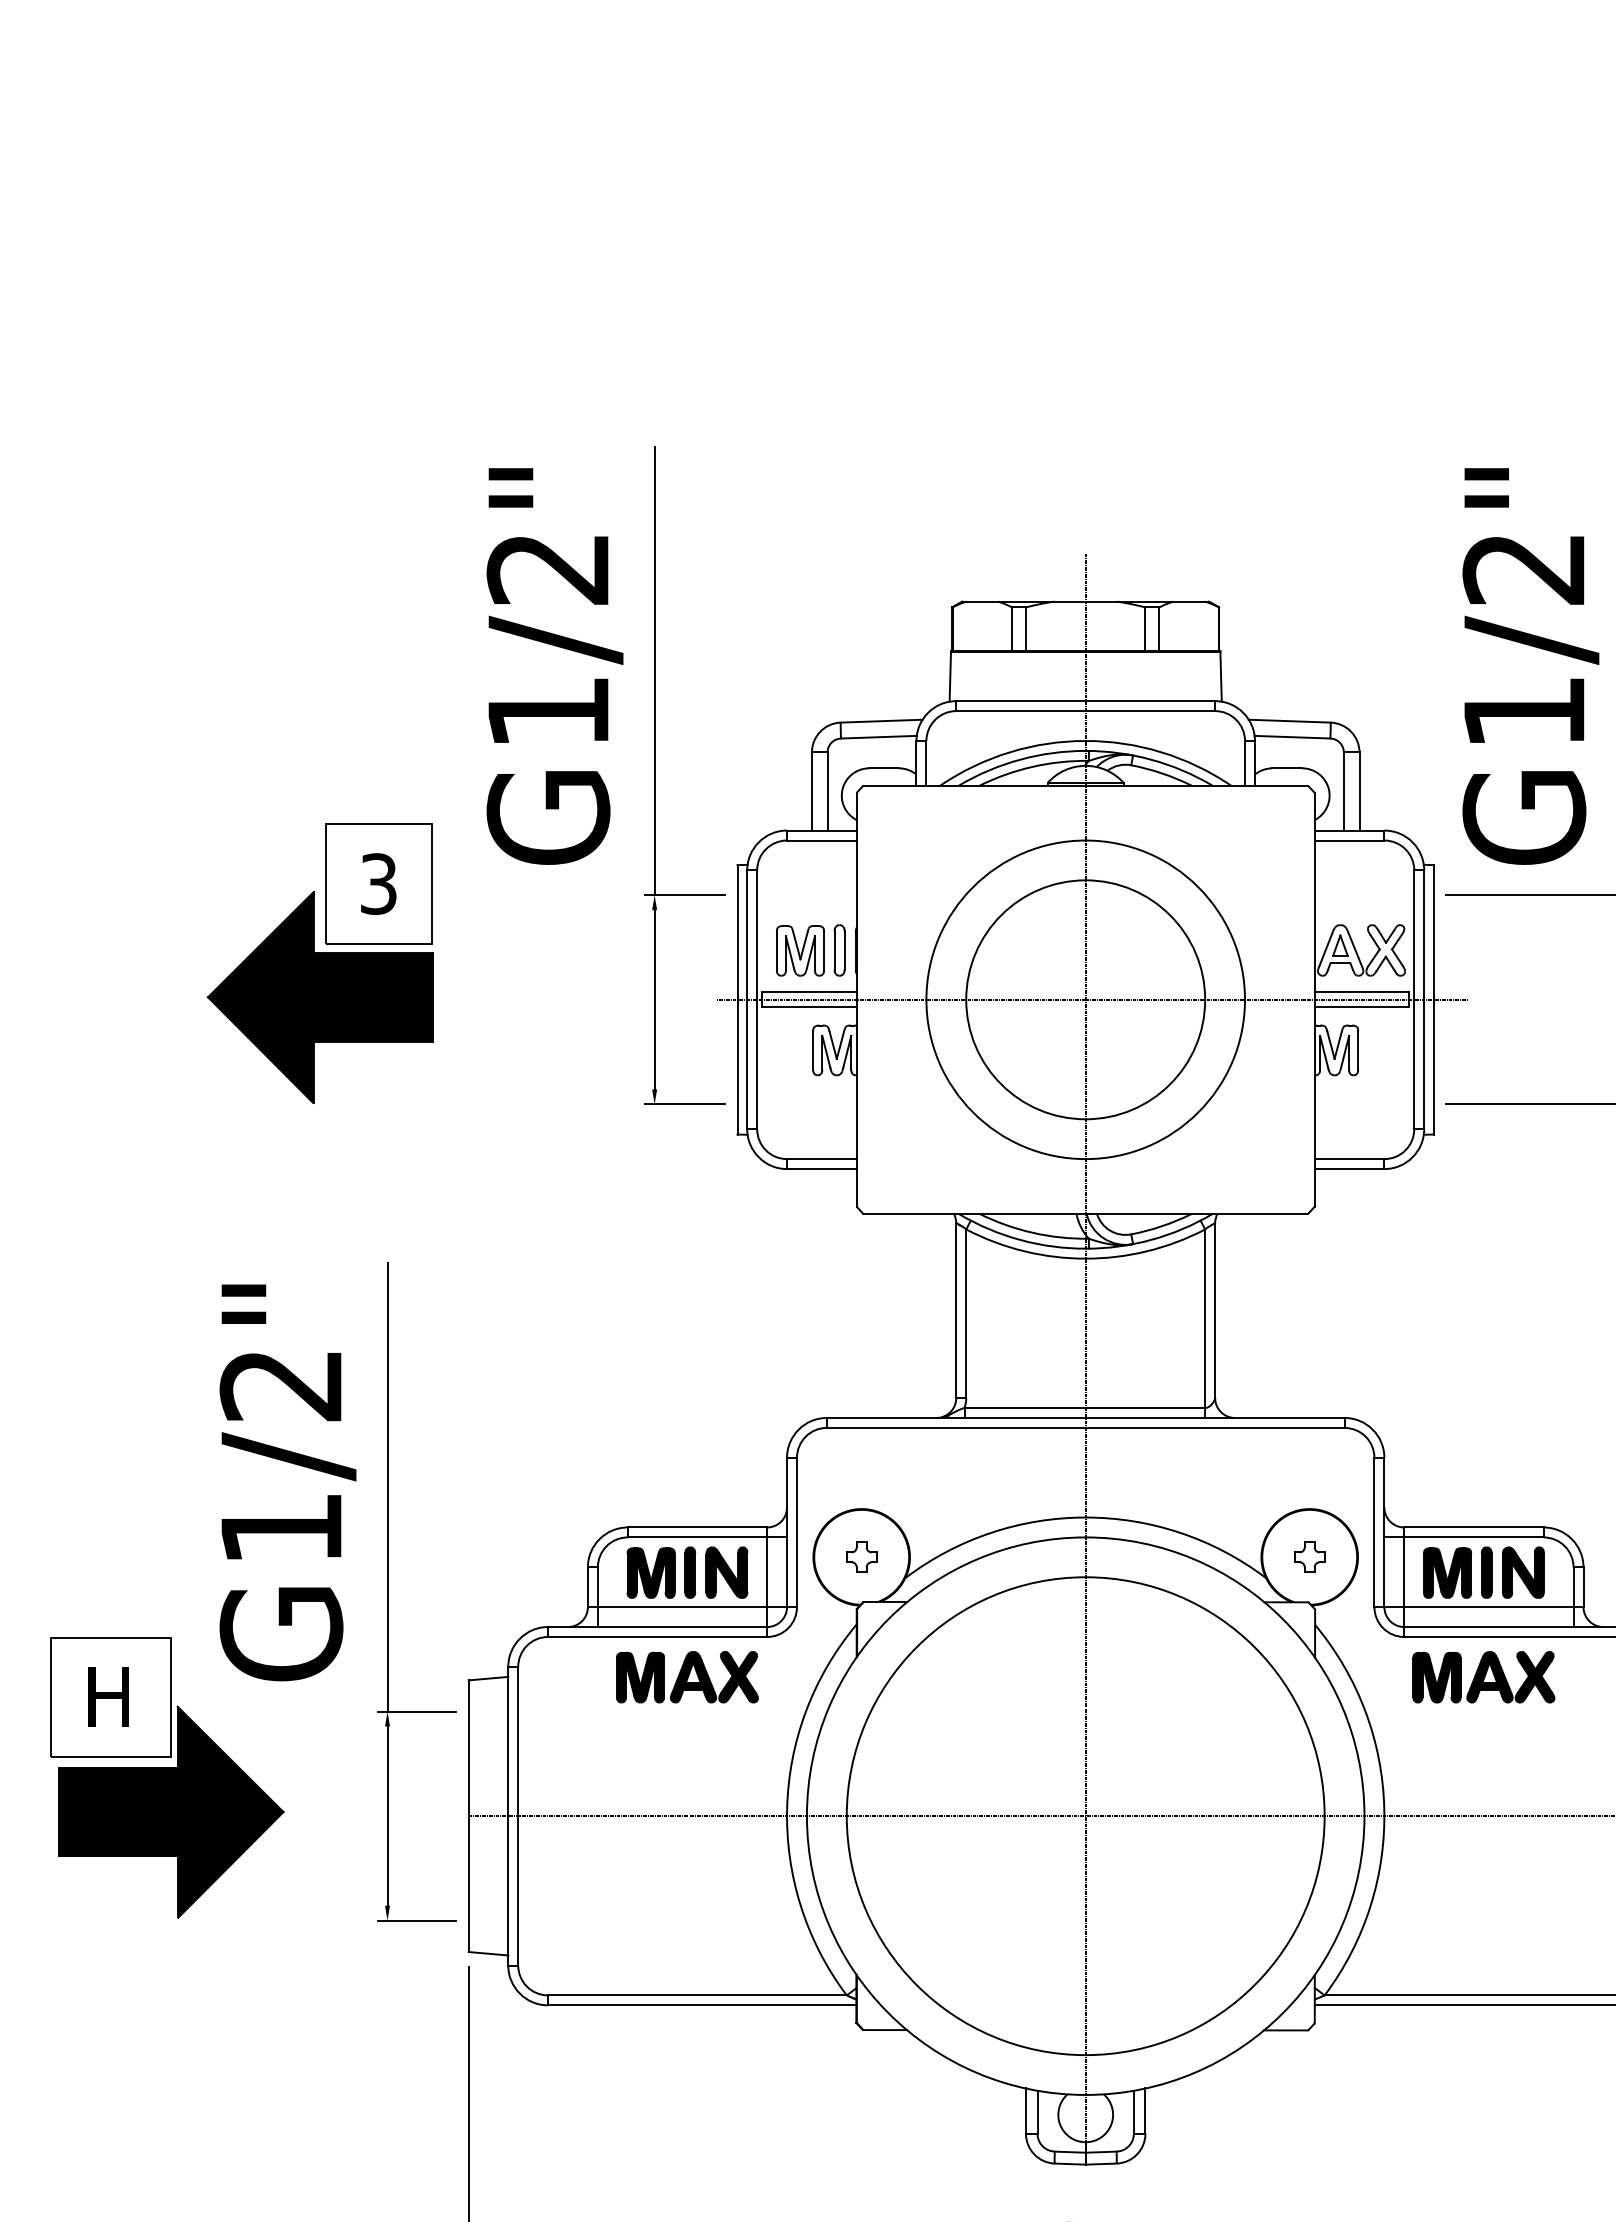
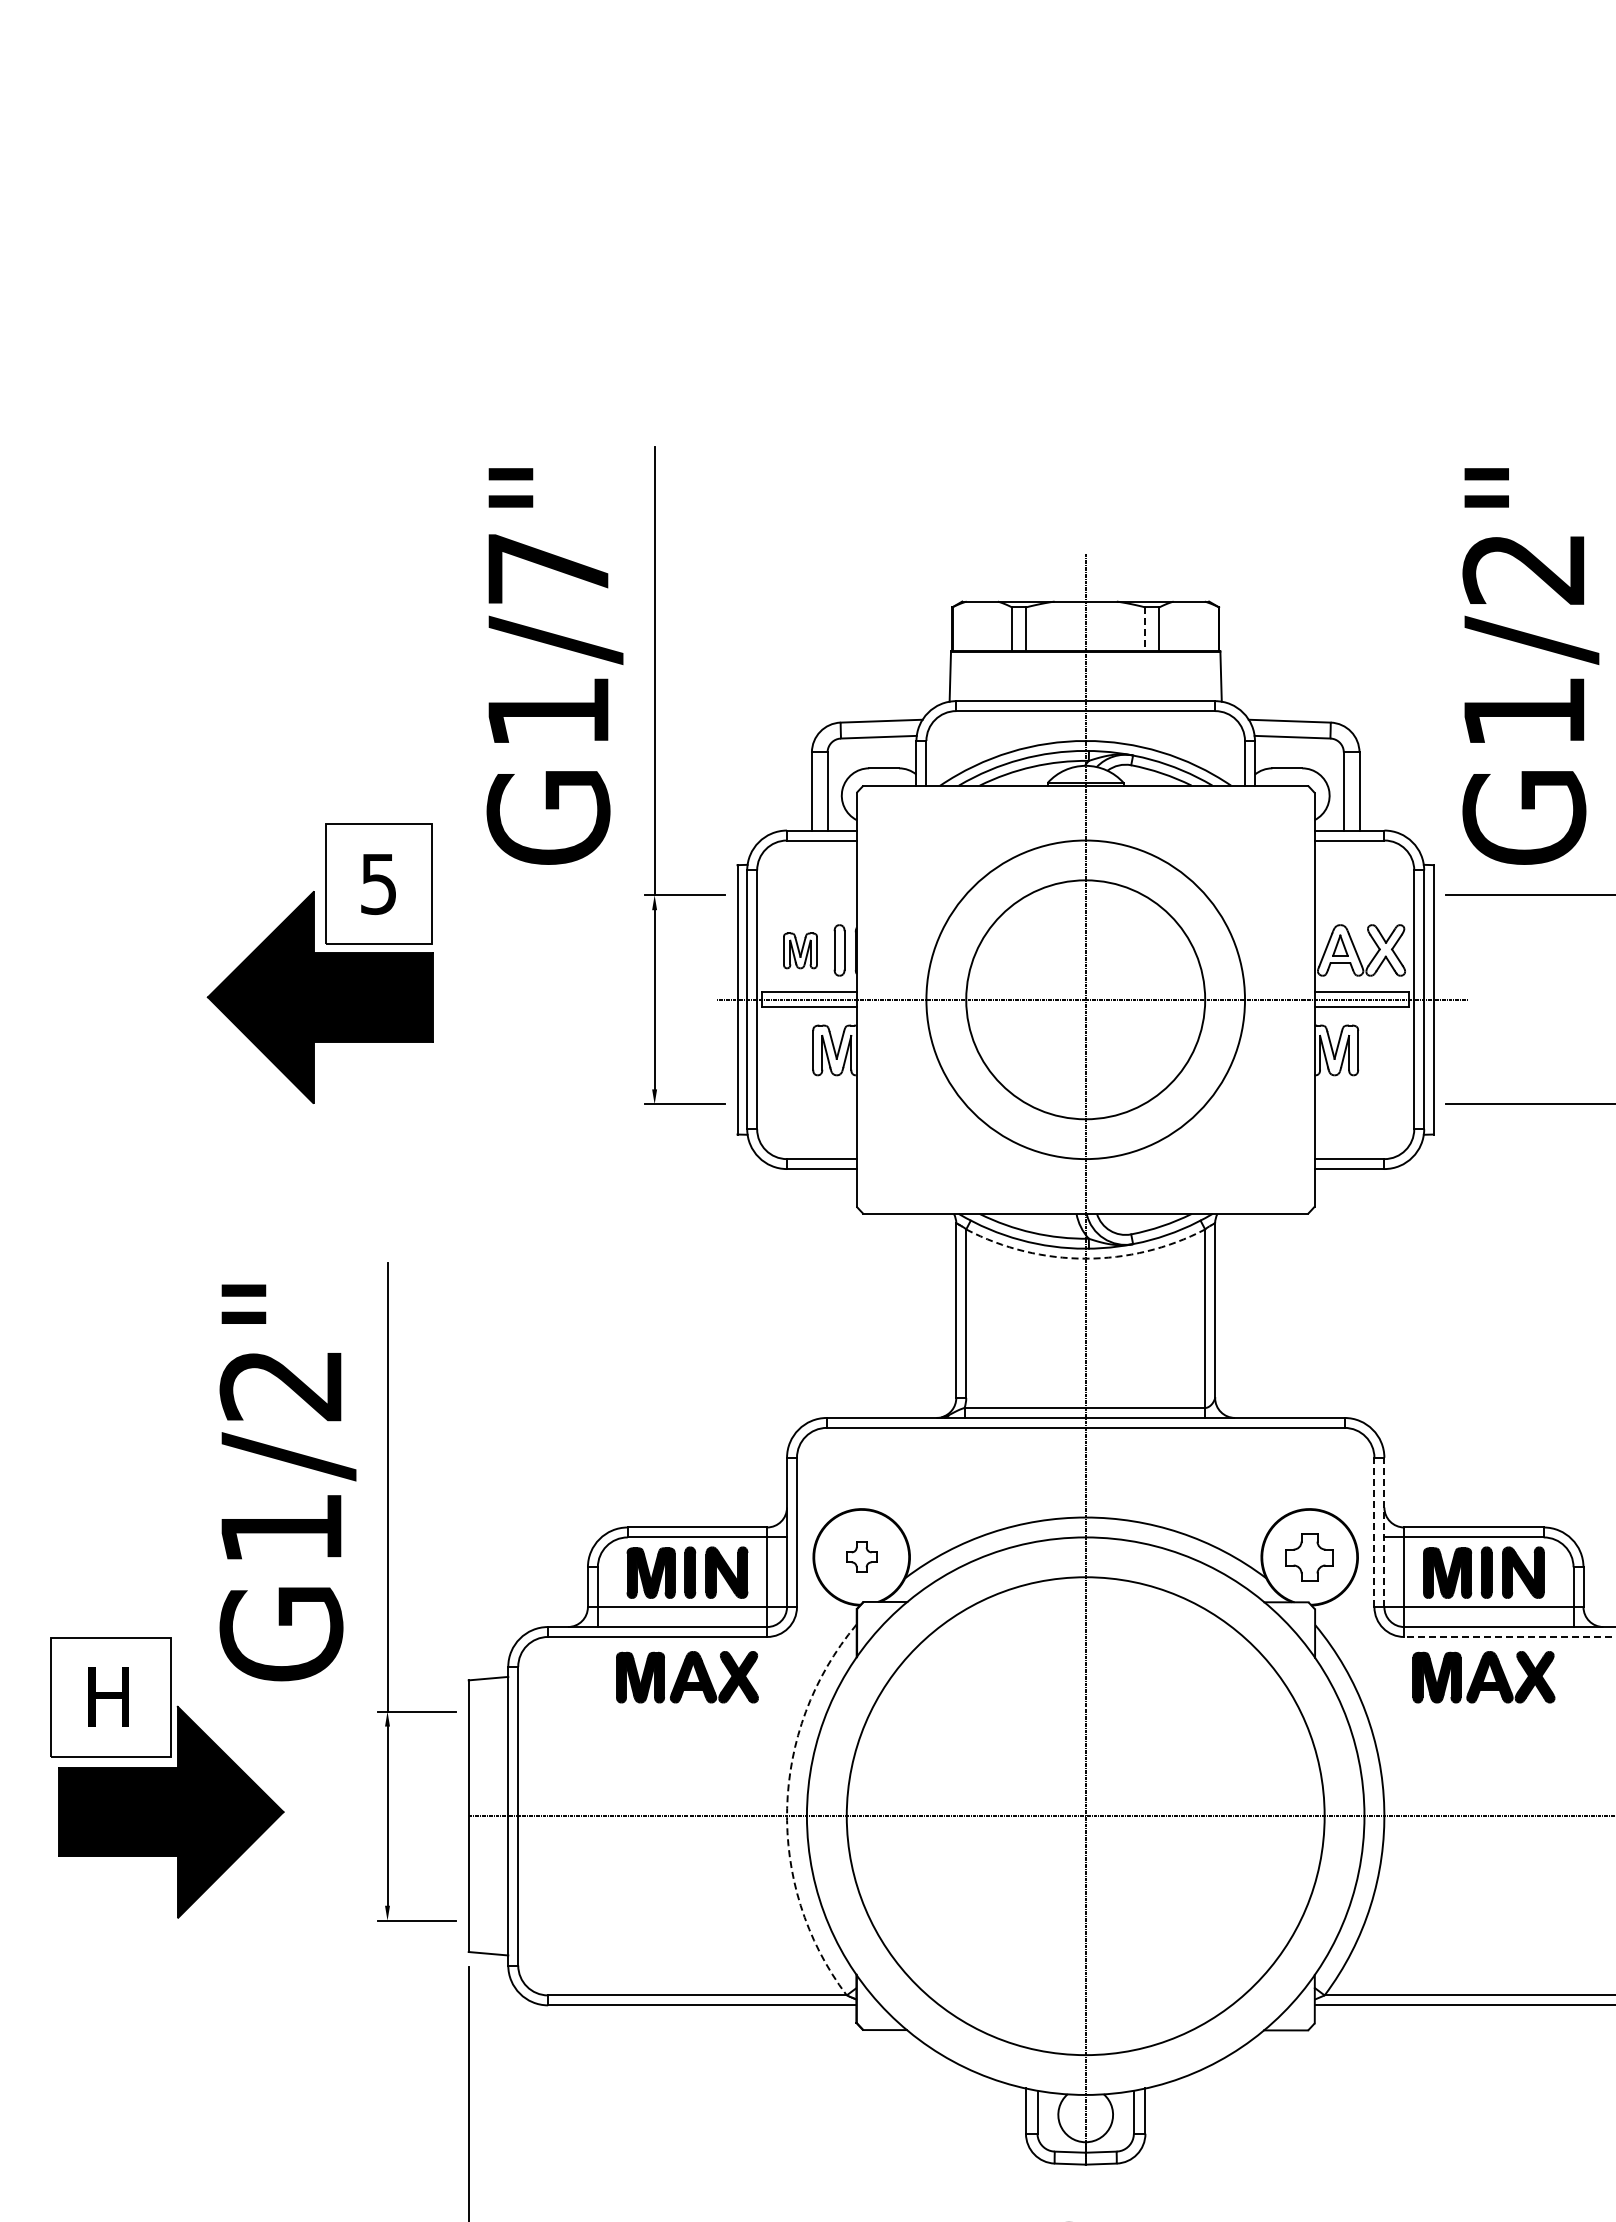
text: G1/2" -> G1/7" (547, 569)
line: solid -> dashed (1145, 629)
text: 3 -> 5 (378, 883)
part size: 49x52 px -> 35x38 px (800, 950)
arc: solid -> dashed (1085, 1258)
line: solid -> dashed (1374, 1532)
line: solid -> dashed (1384, 1532)
part size: 32x32 px -> 49x49 px (1309, 1557)
line: solid -> dashed (1509, 1636)
arc: solid -> dashed (787, 1808)
